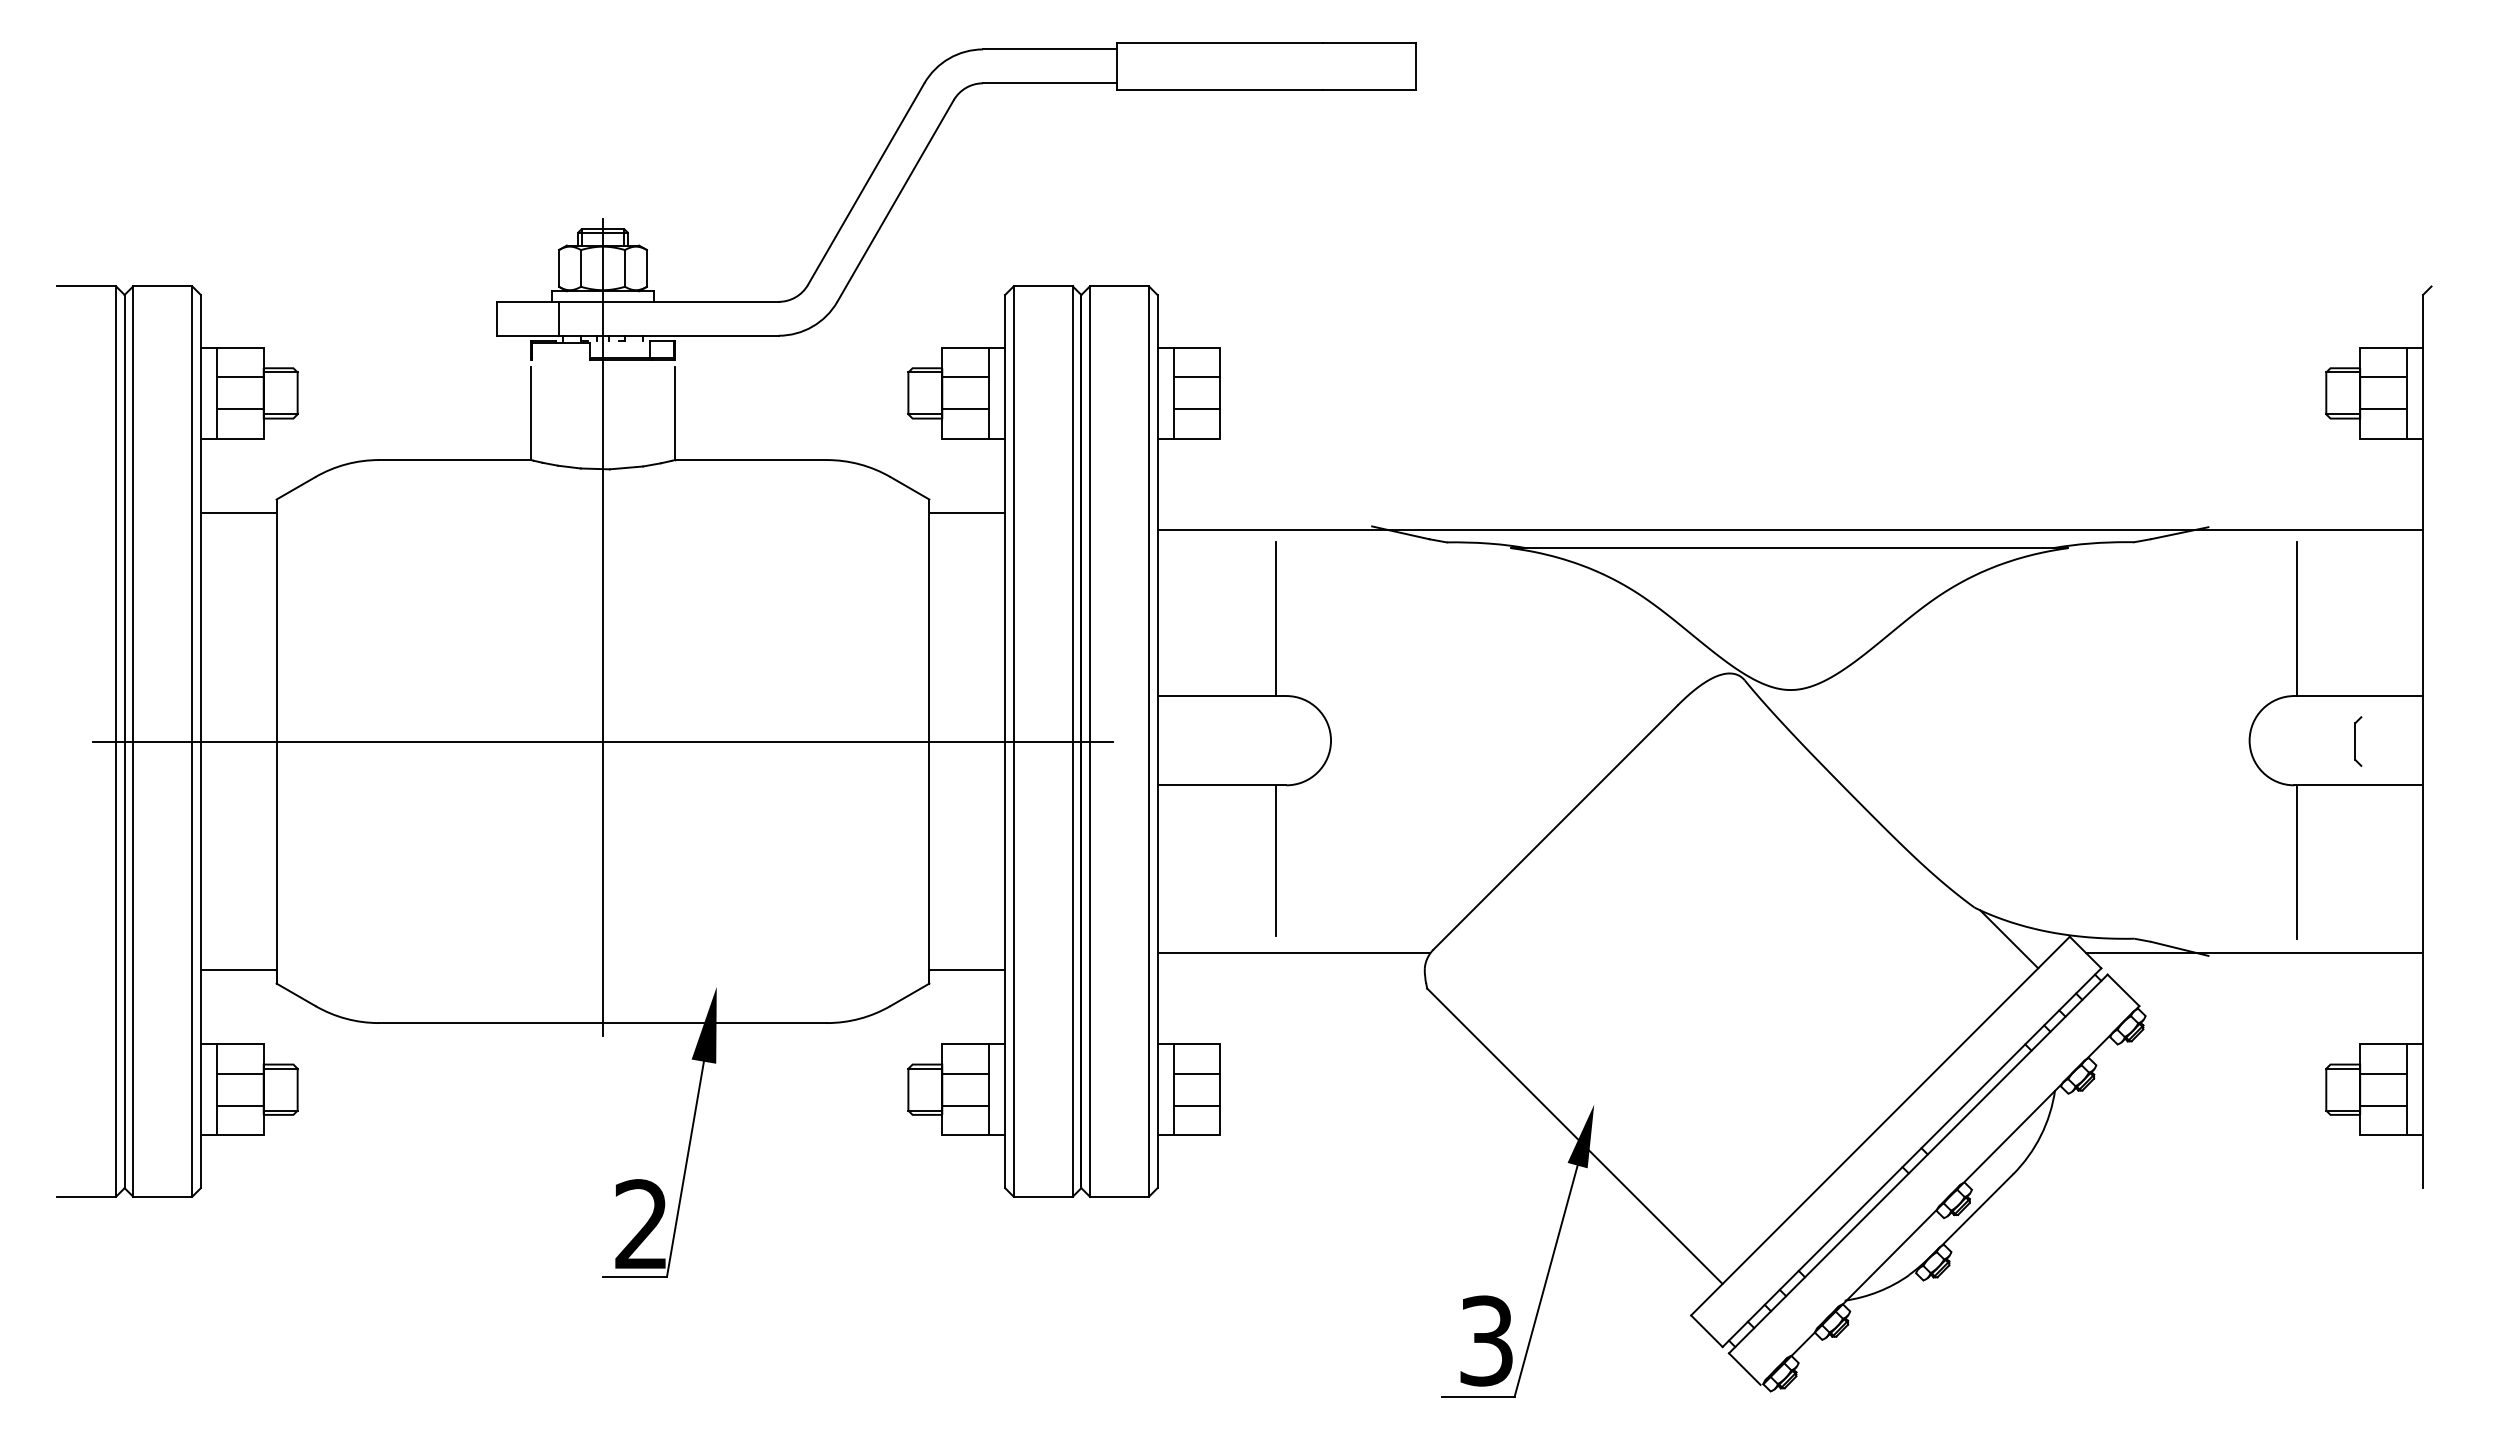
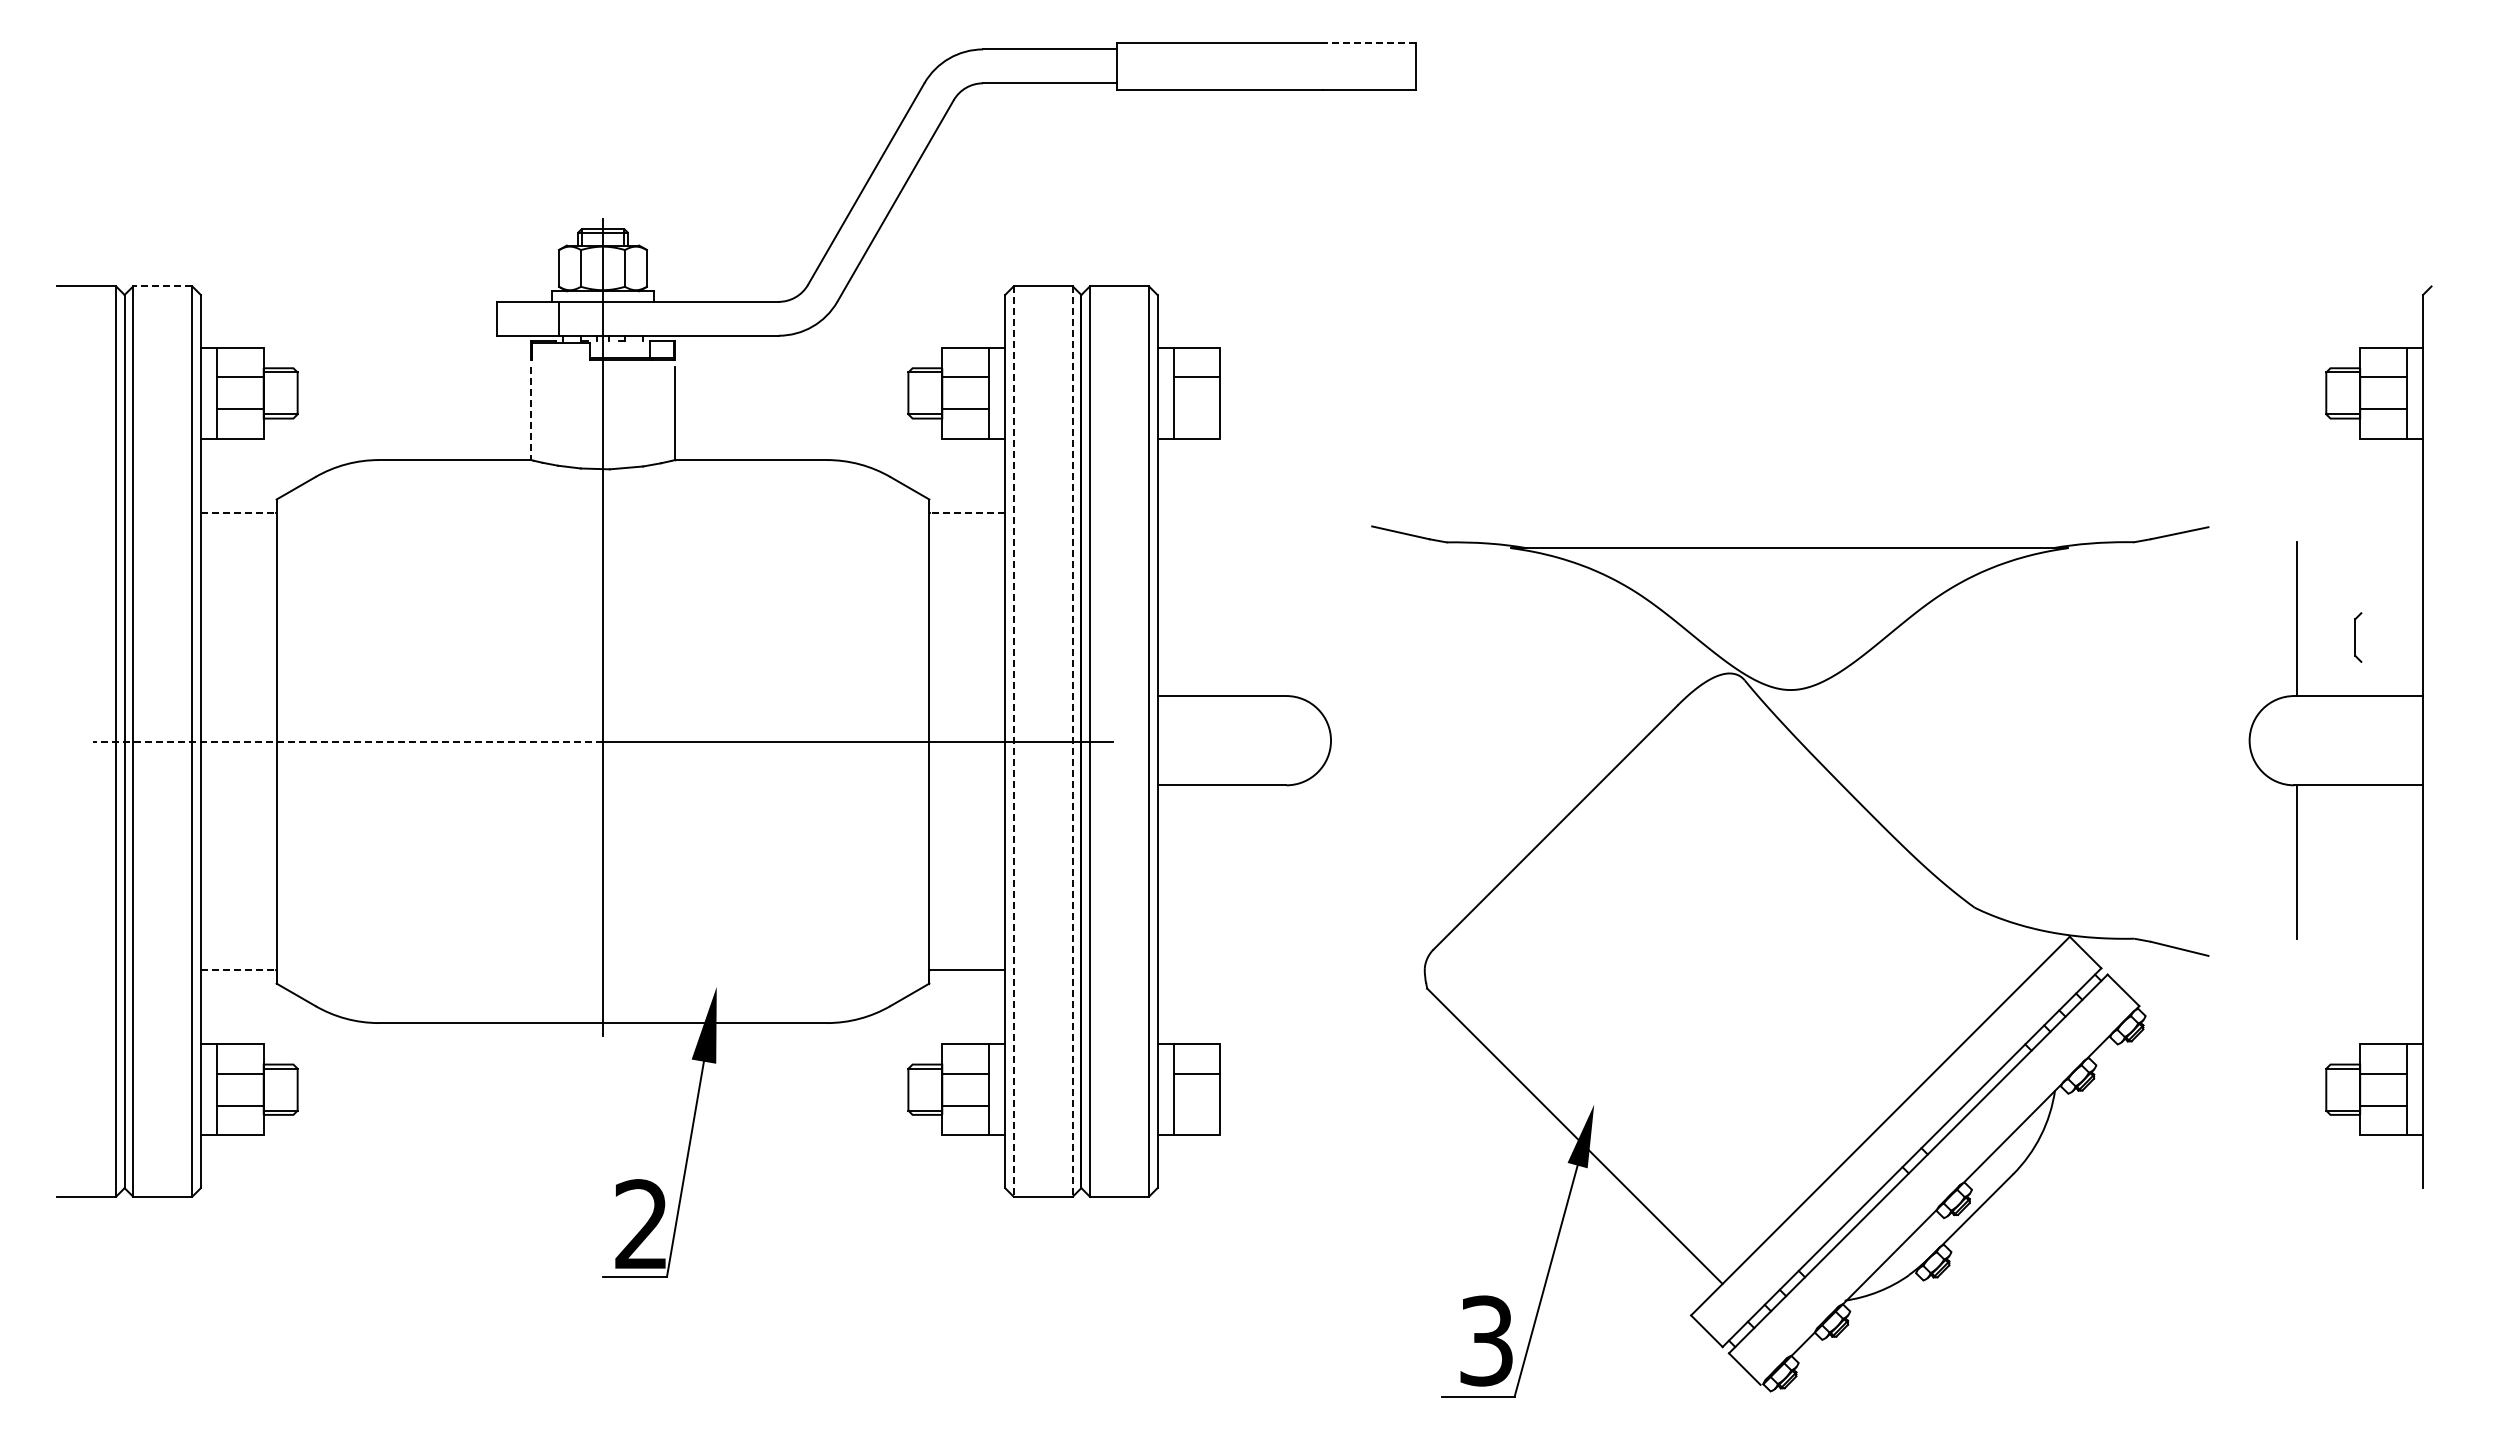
line: solid -> dashed (1369, 43)
line: solid -> dashed (162, 286)
line: present -> none (1196, 409)
line: solid -> dashed (531, 413)
line: solid -> dashed (238, 512)
line: solid -> dashed (967, 512)
line: present -> none (1790, 529)
line: present -> none (1275, 619)
line: solid -> dashed (347, 741)
part position: (2358, 741) -> (2358, 637) (2358, 637)
line: solid -> dashed (1013, 742)
line: solid -> dashed (1072, 742)
line: present -> none (1275, 861)
line: present -> none (2009, 939)
line: present -> none (1293, 953)
line: present -> none (2254, 953)
line: solid -> dashed (238, 970)
line: present -> none (1196, 1106)
